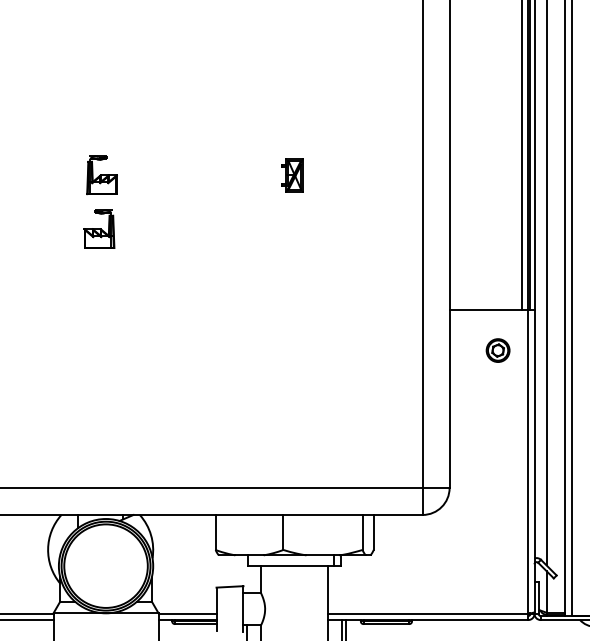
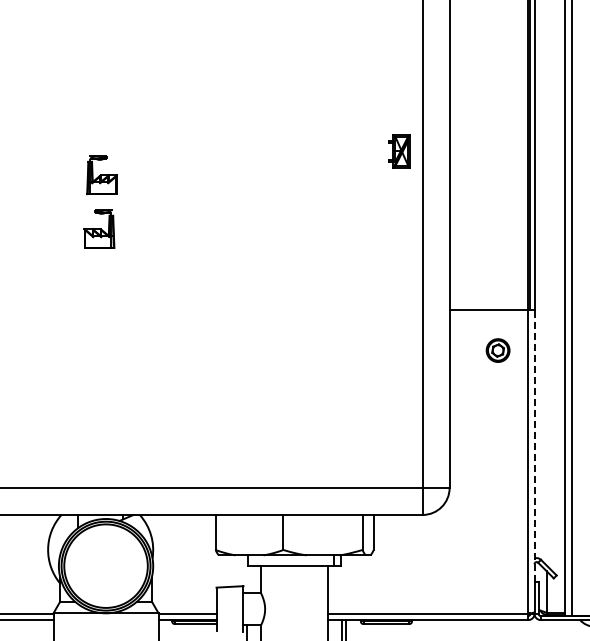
line: present -> none (521, 156)
part position: (292, 175) -> (399, 151) (399, 151)
line: present -> none (546, 283)
line: solid -> dashed (534, 445)
